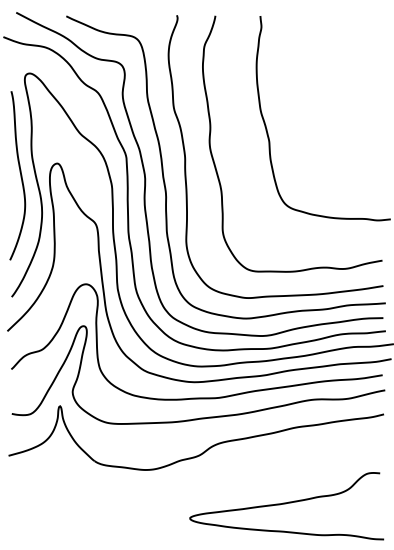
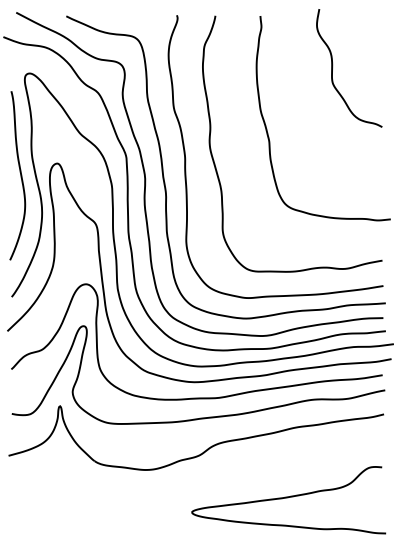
curve: none -> present (333, 66)
curve position: (286, 504) -> (288, 498) (288, 498)
